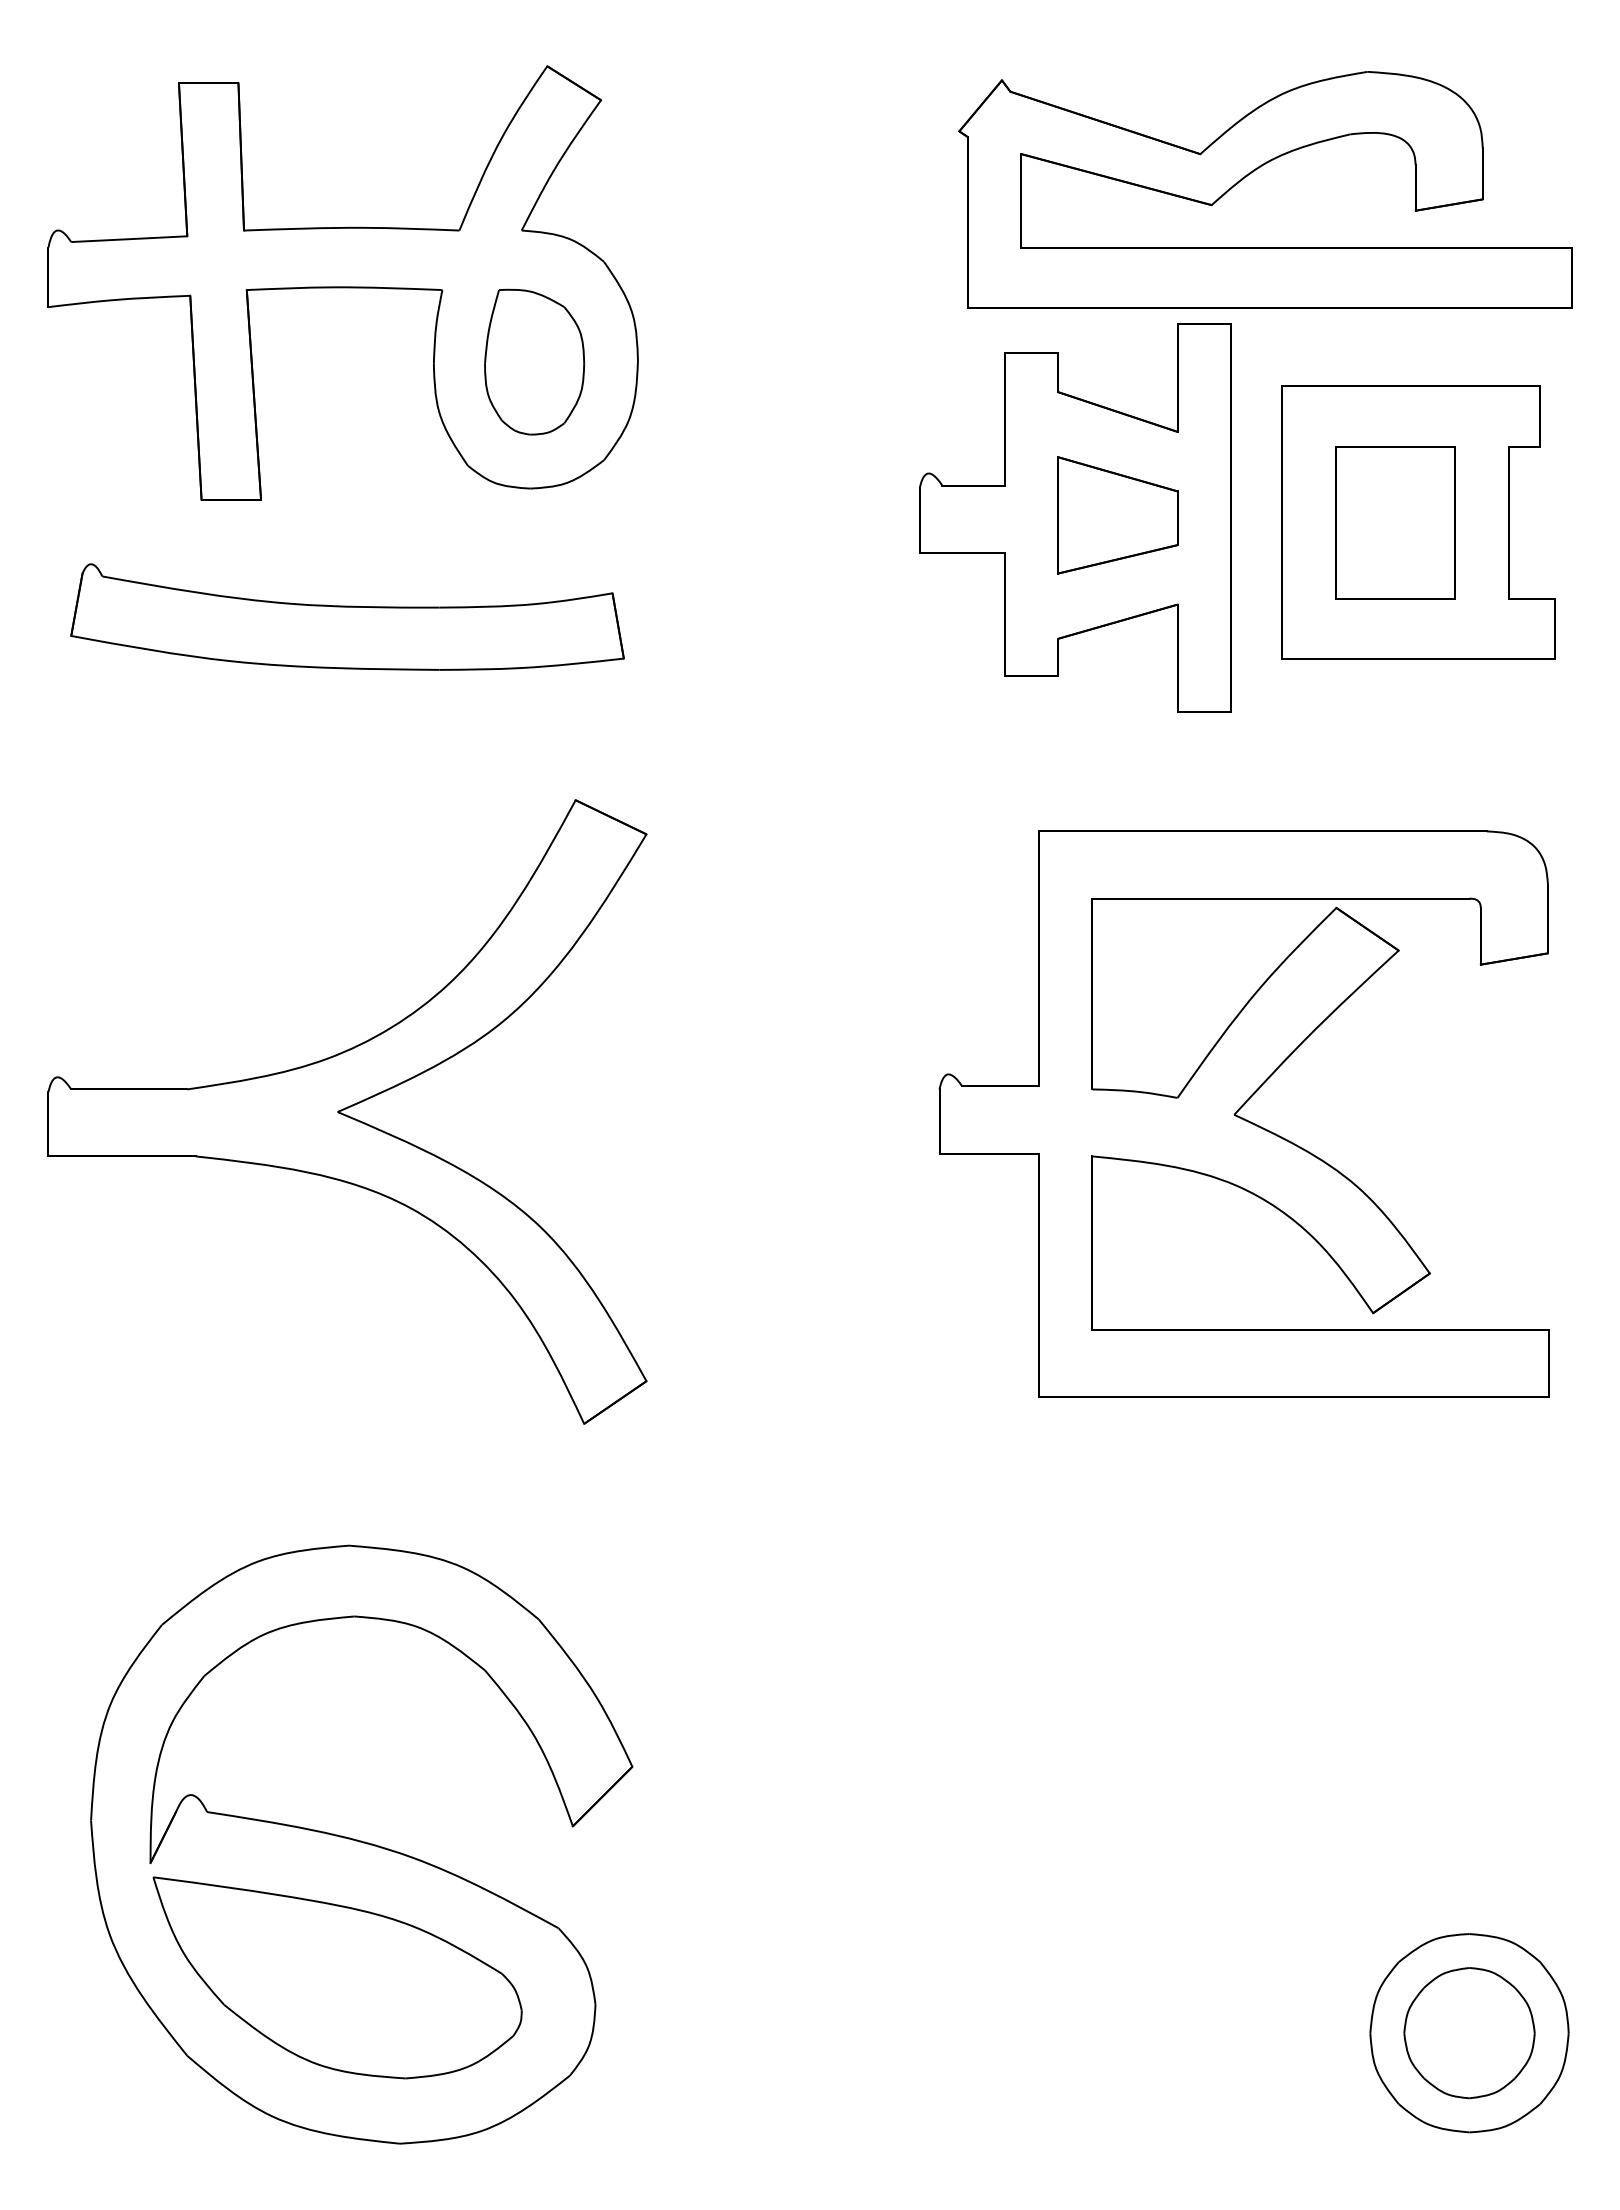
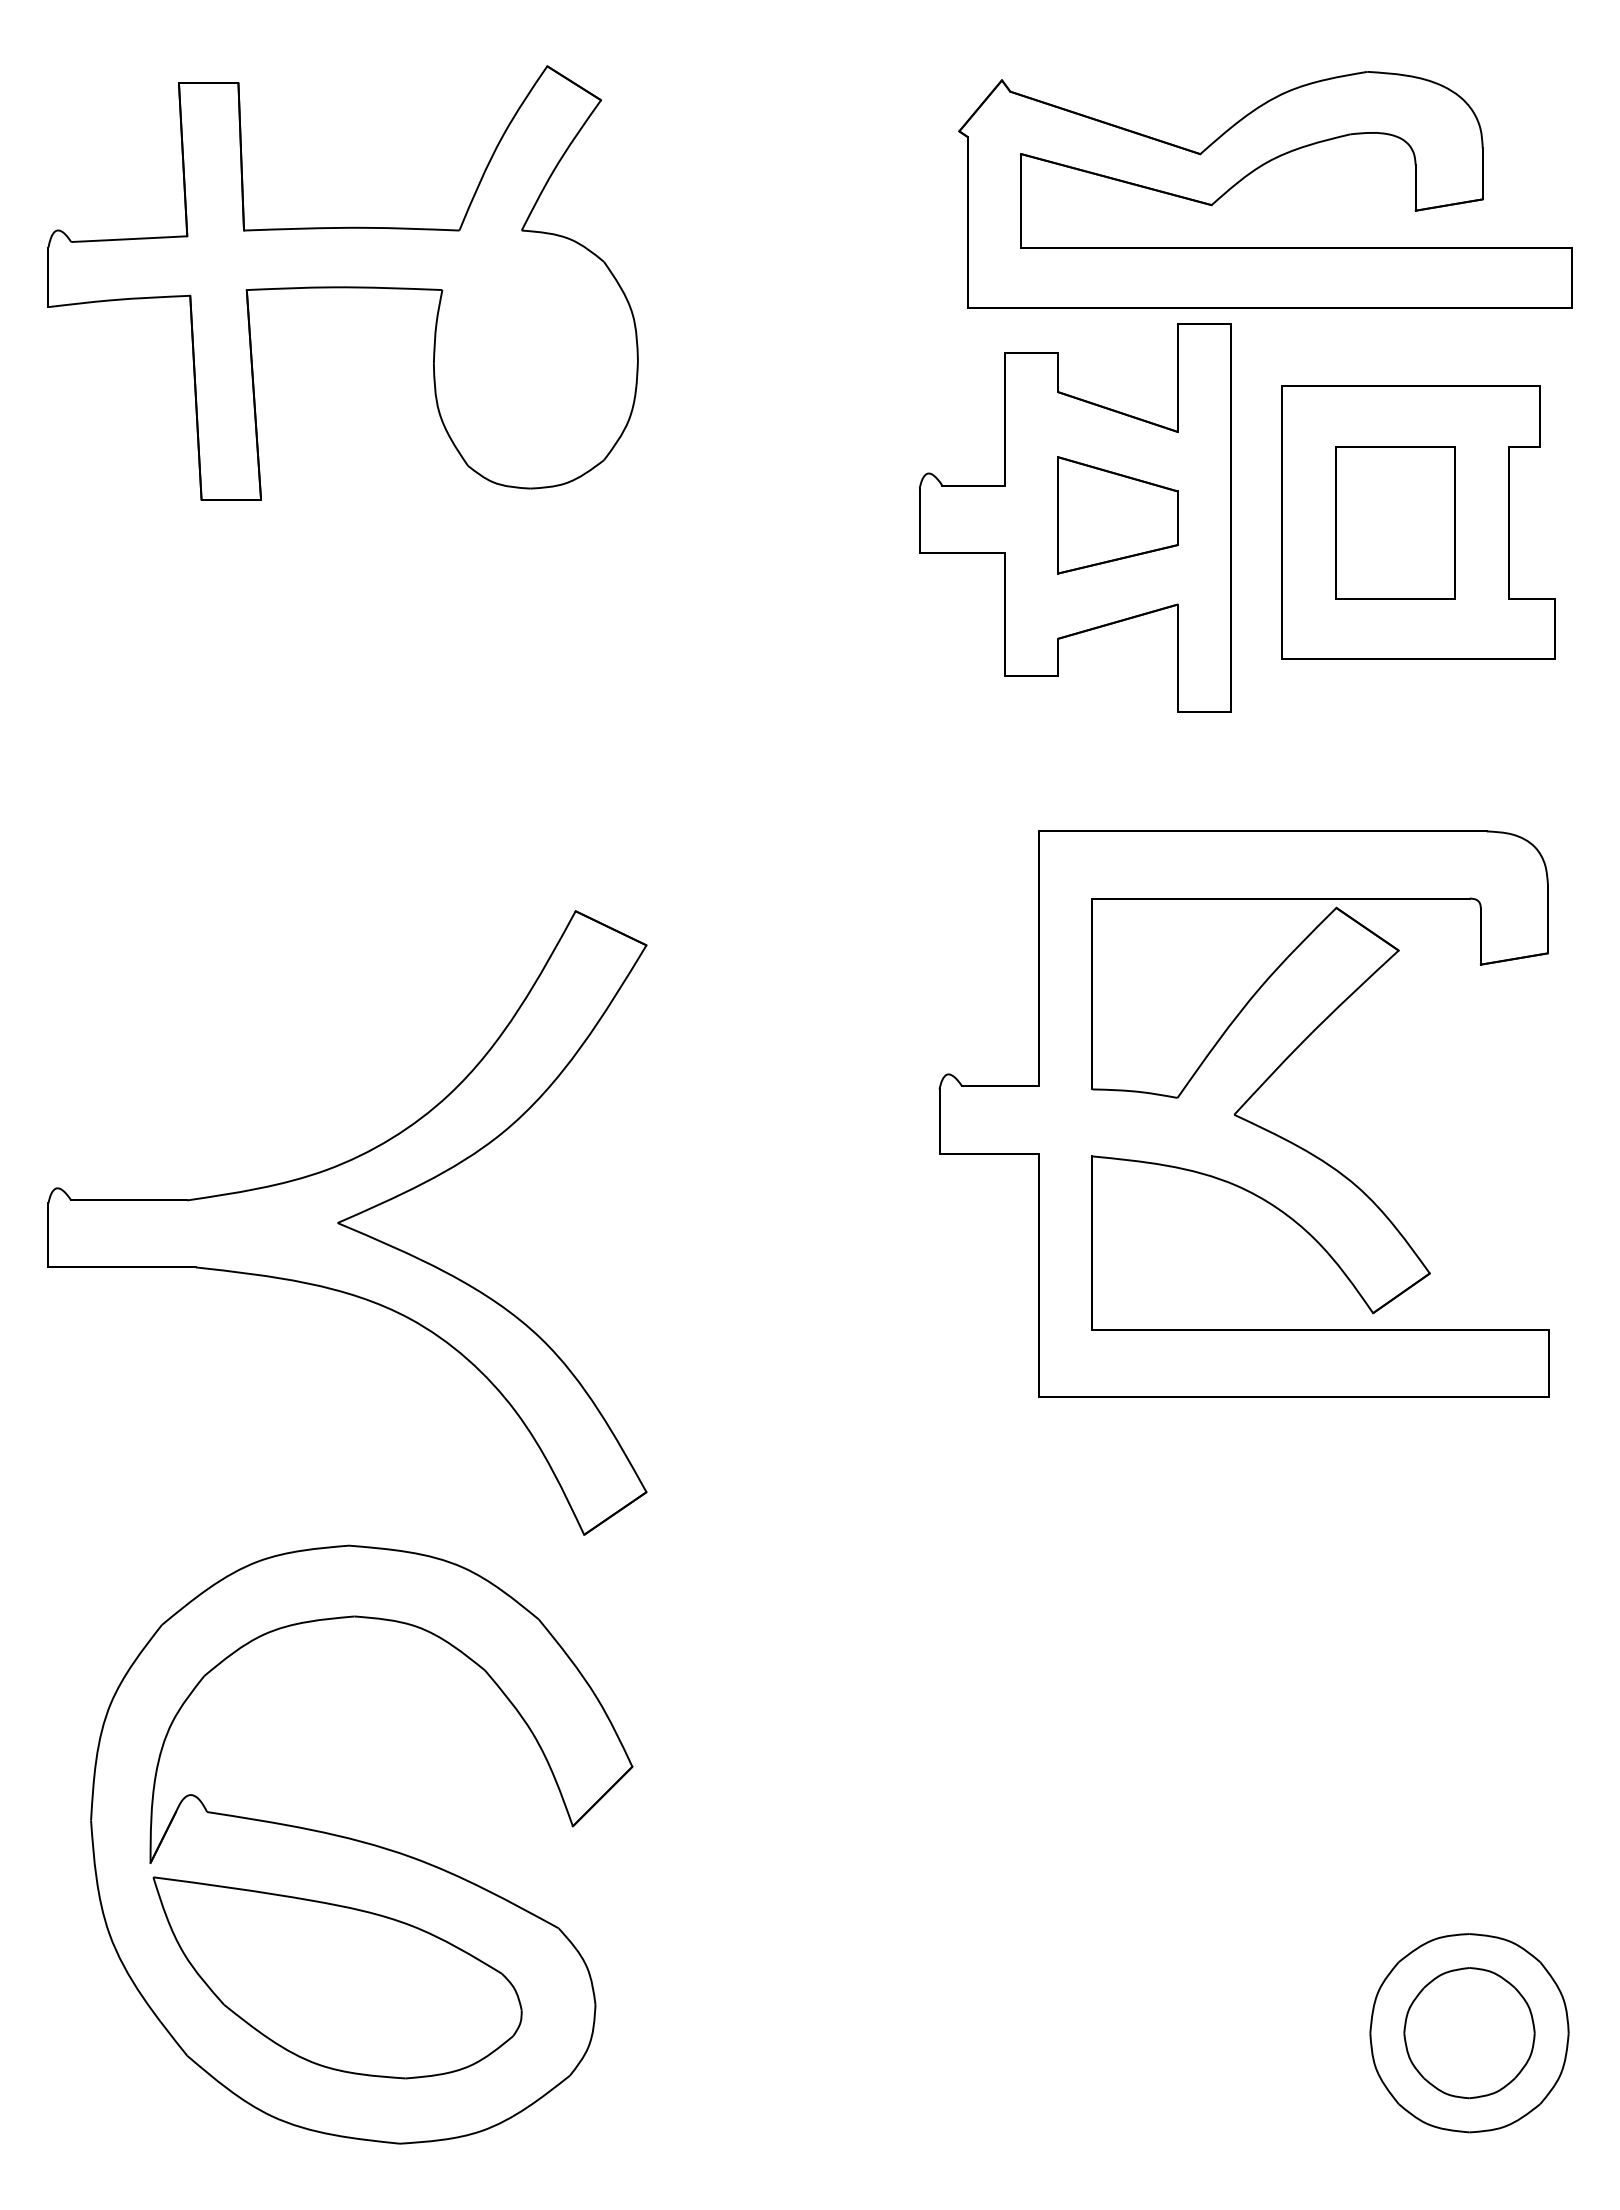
part: present -> none (534, 361)
part: present -> none (347, 616)
part position: (347, 1111) -> (347, 1222) (347, 1222)
